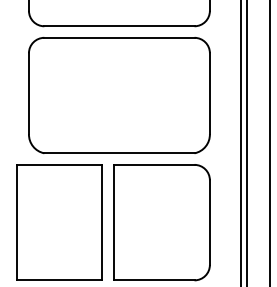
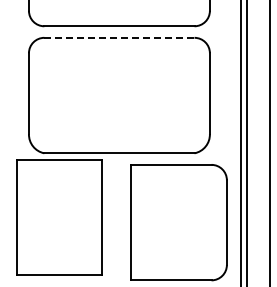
line: solid -> dashed (119, 37)
part position: (59, 222) -> (59, 217) (59, 217)
part position: (161, 222) -> (178, 222) (178, 222)
